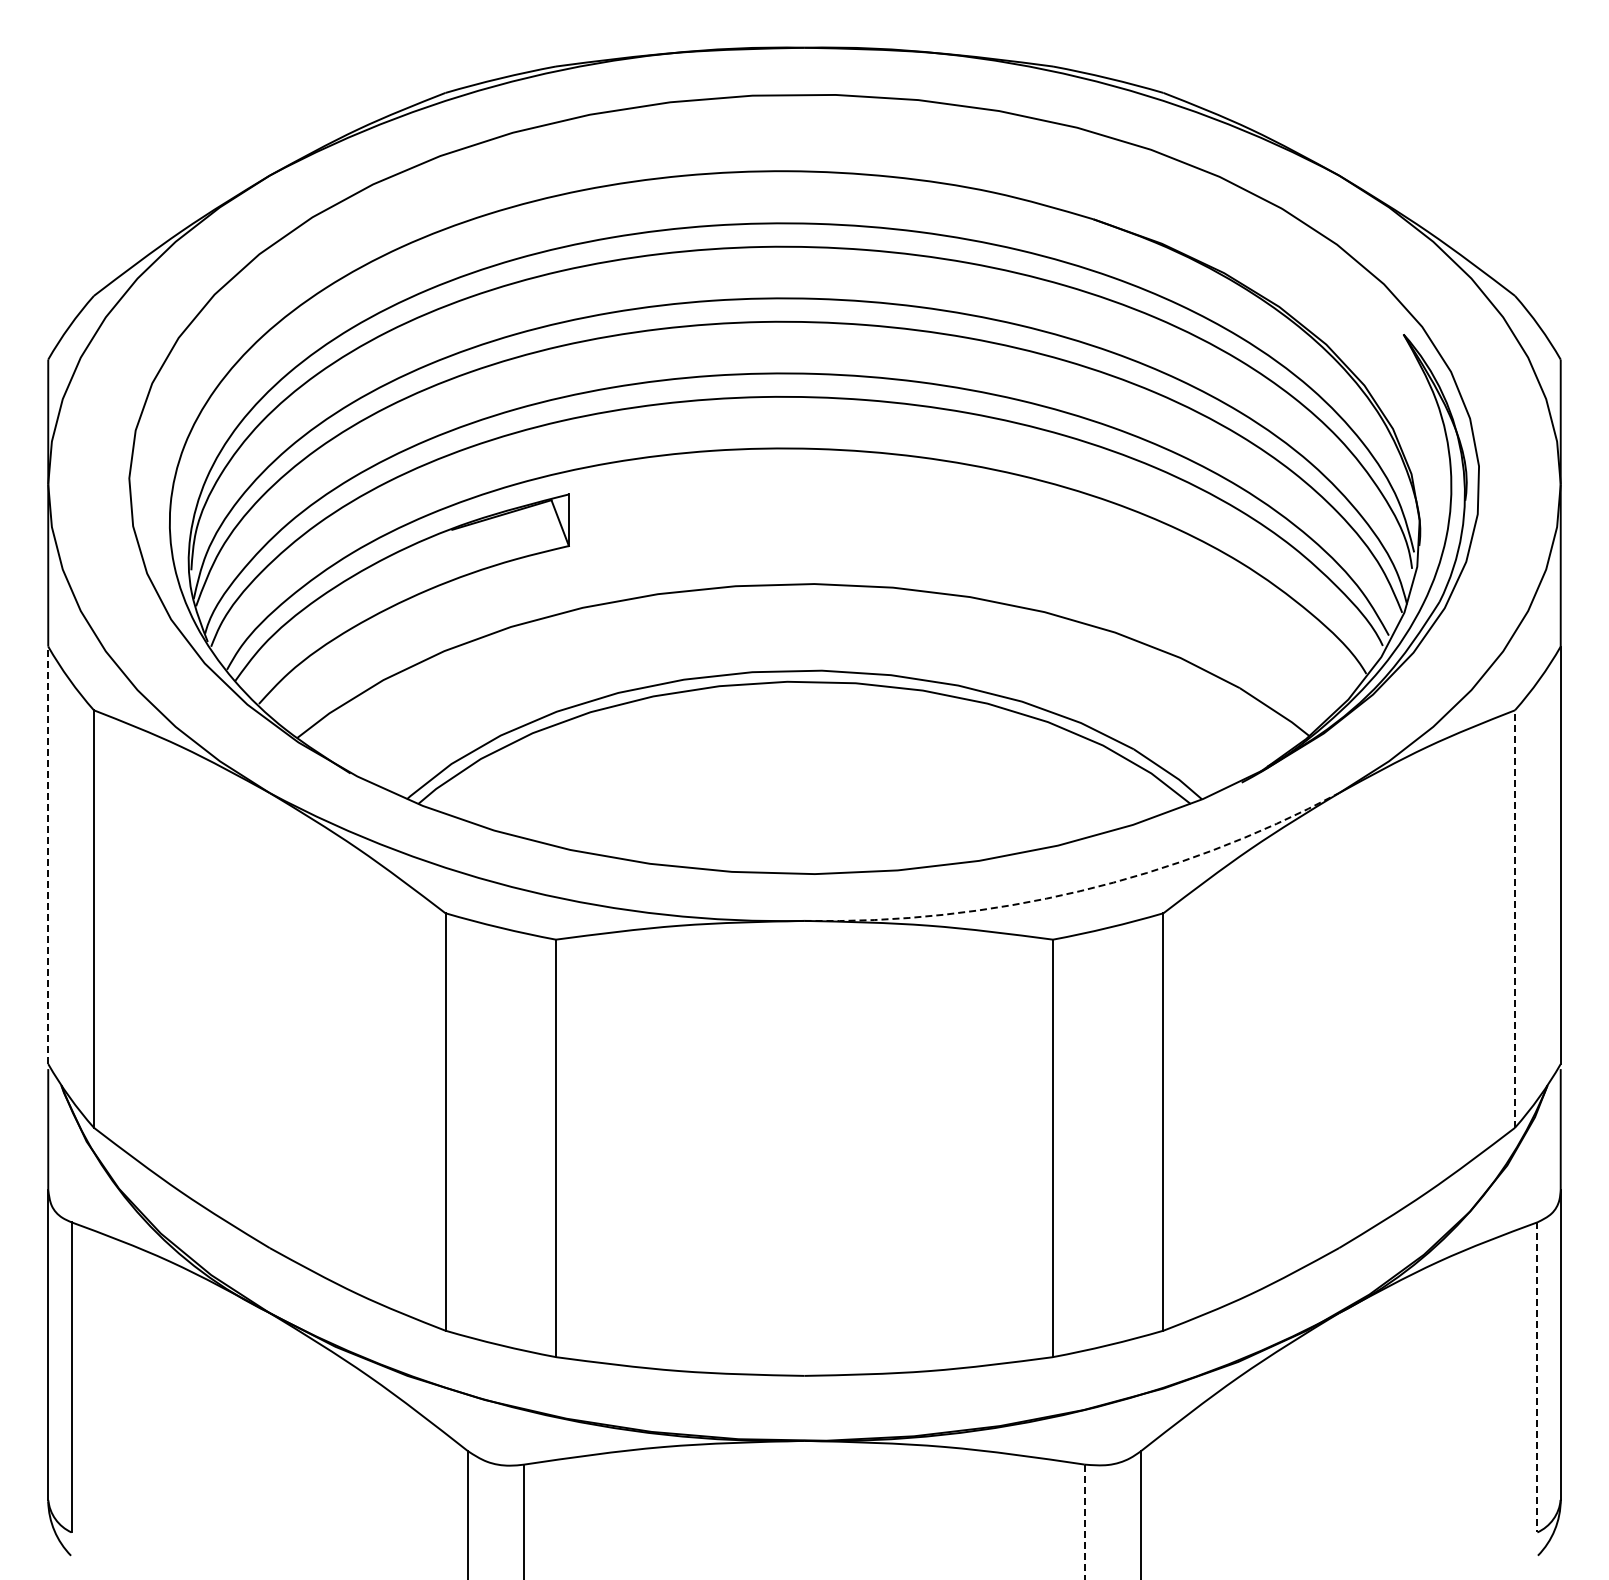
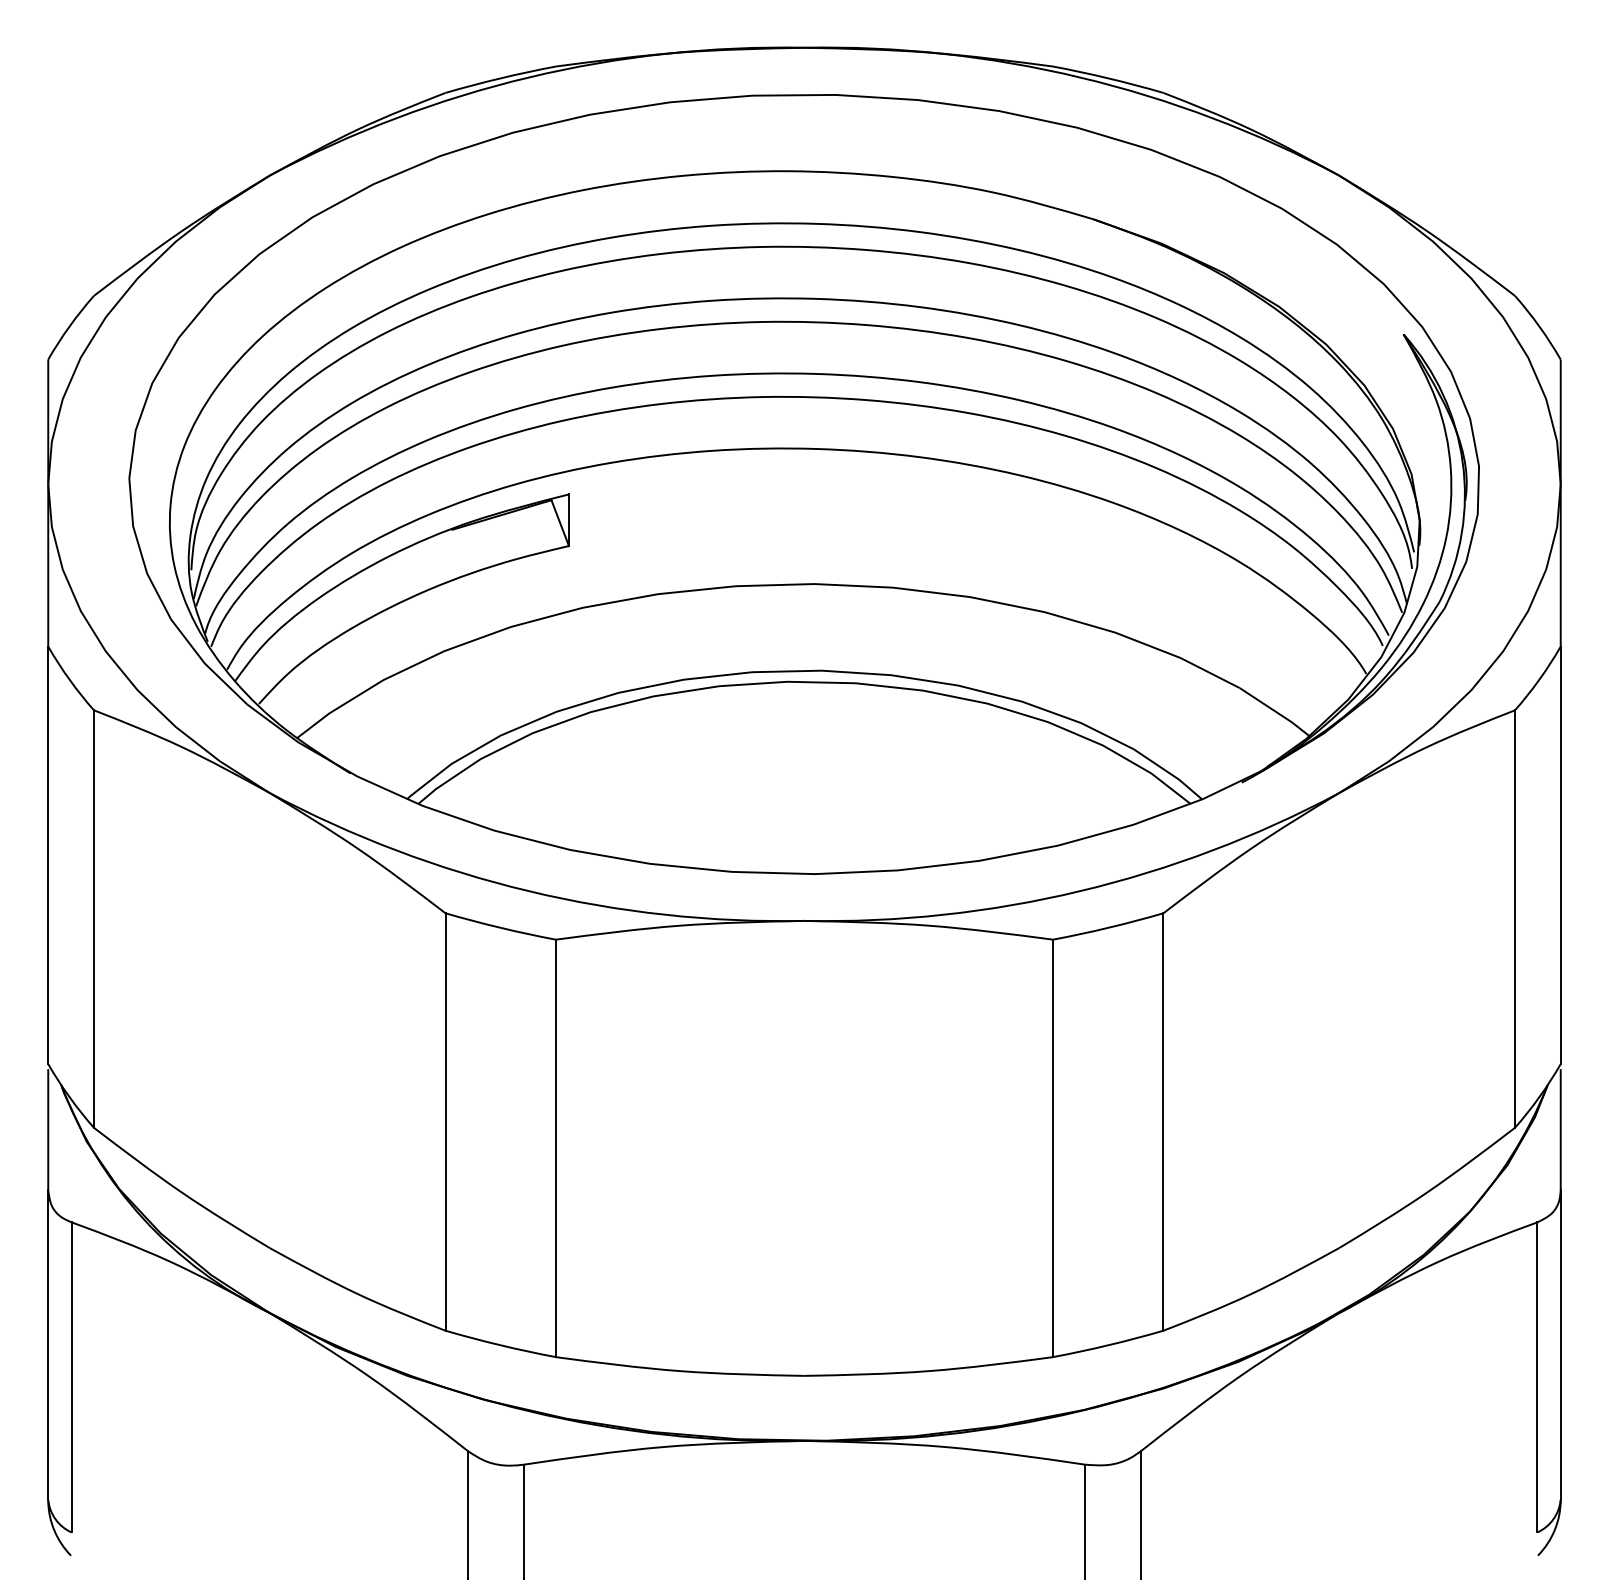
line: dashed -> solid (48, 855)
arc: dashed -> solid (1080, 891)
line: dashed -> solid (1514, 919)
line: dashed -> solid (1537, 1377)
line: dashed -> solid (1084, 1522)
